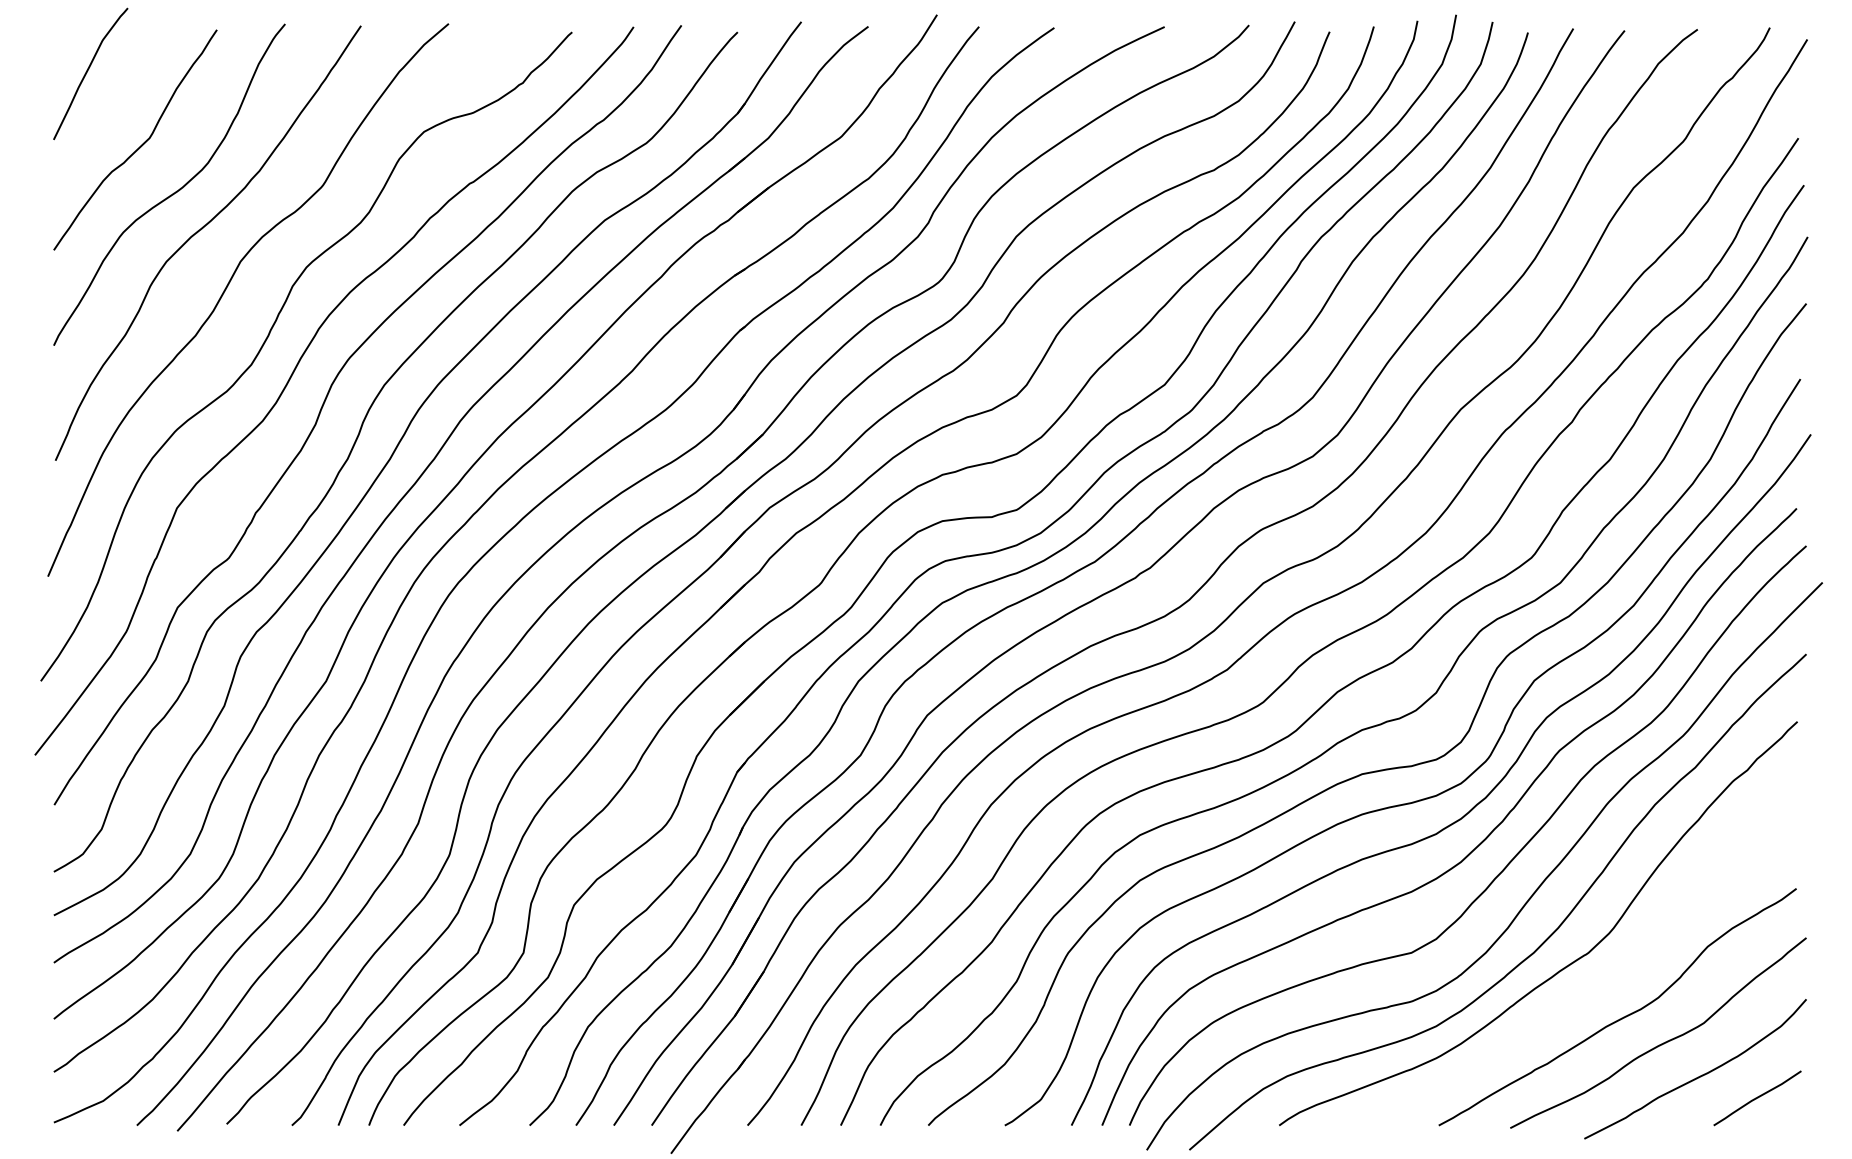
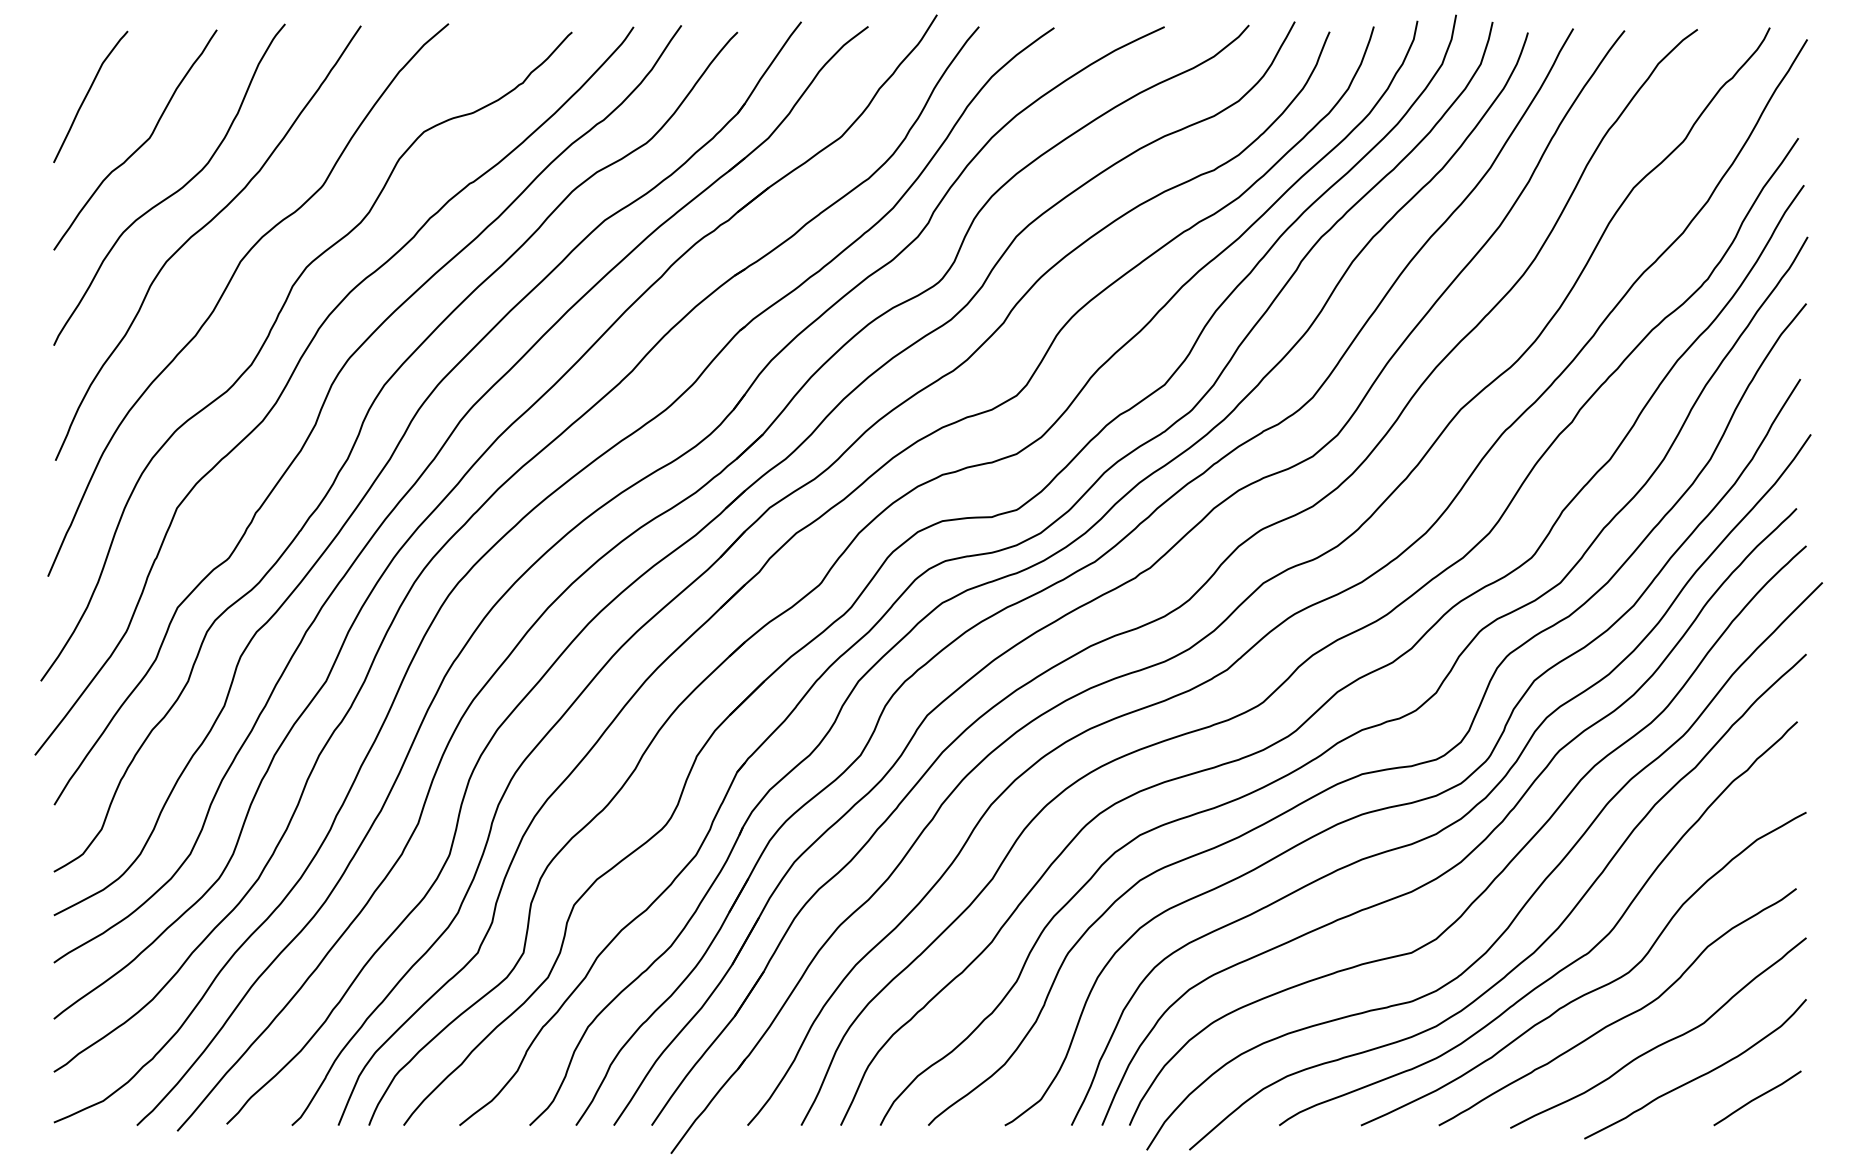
curve position: (88, 71) -> (88, 94) (88, 94)
curve: none -> present (1593, 989)
